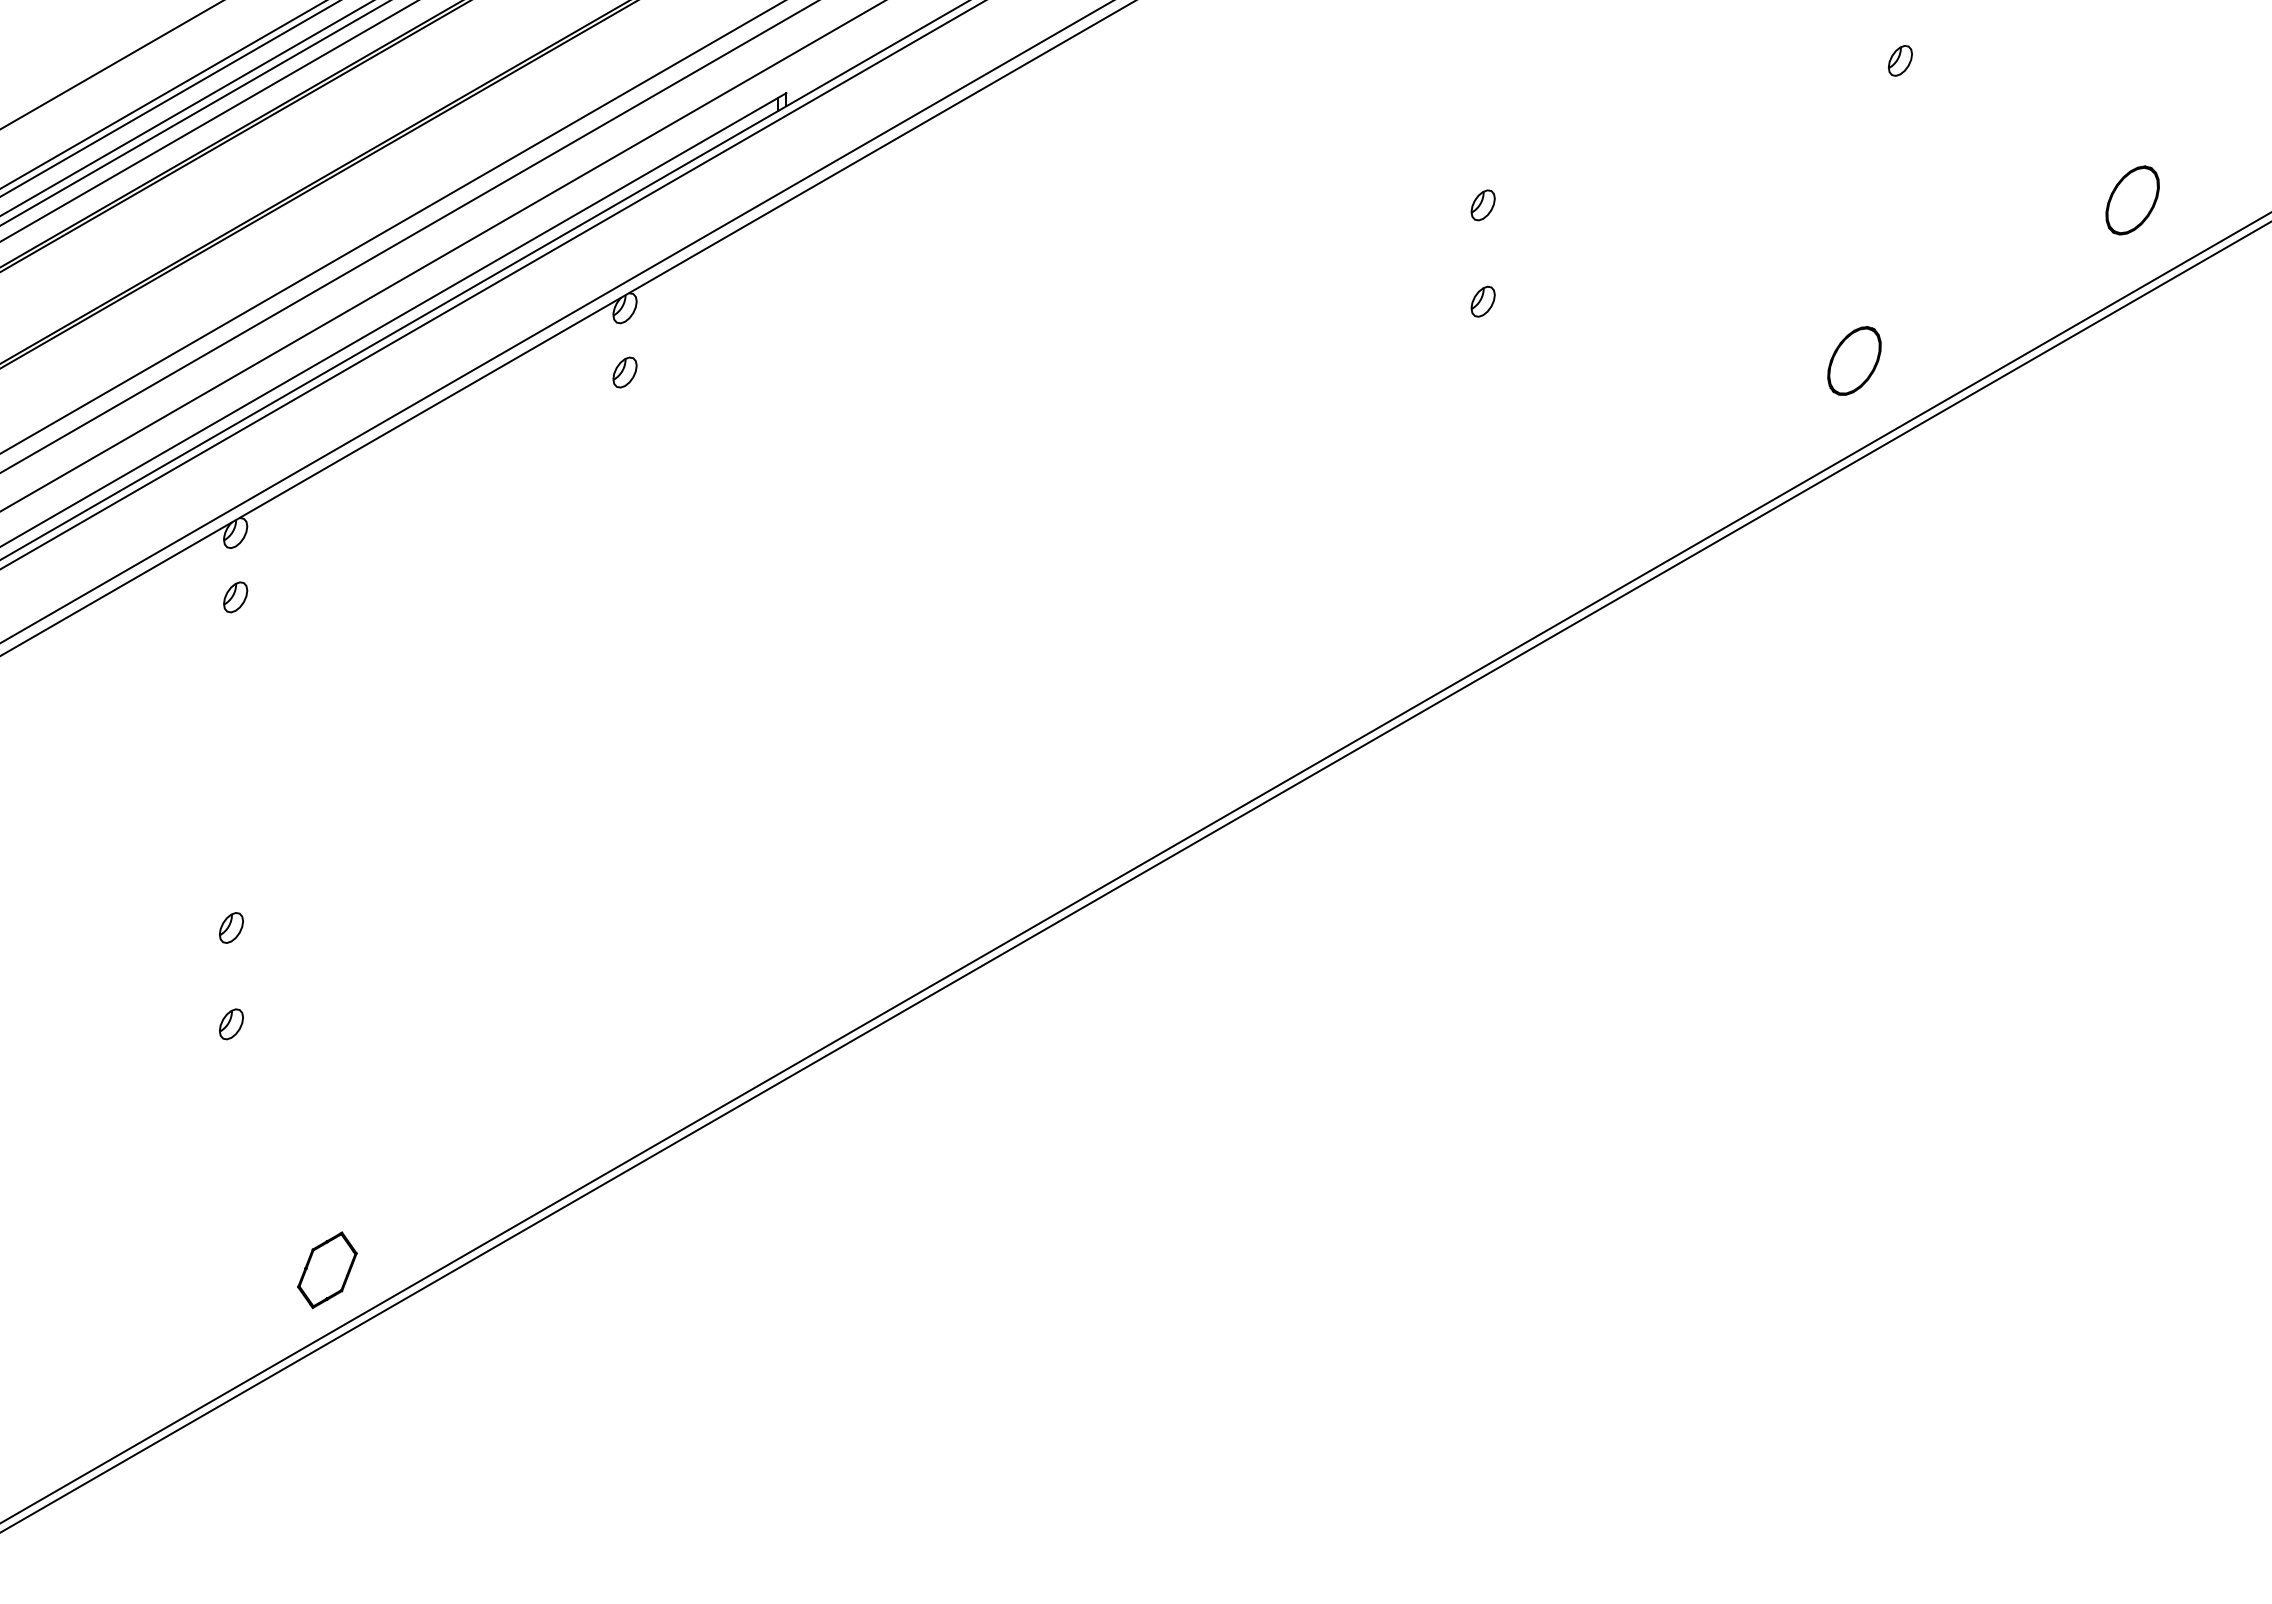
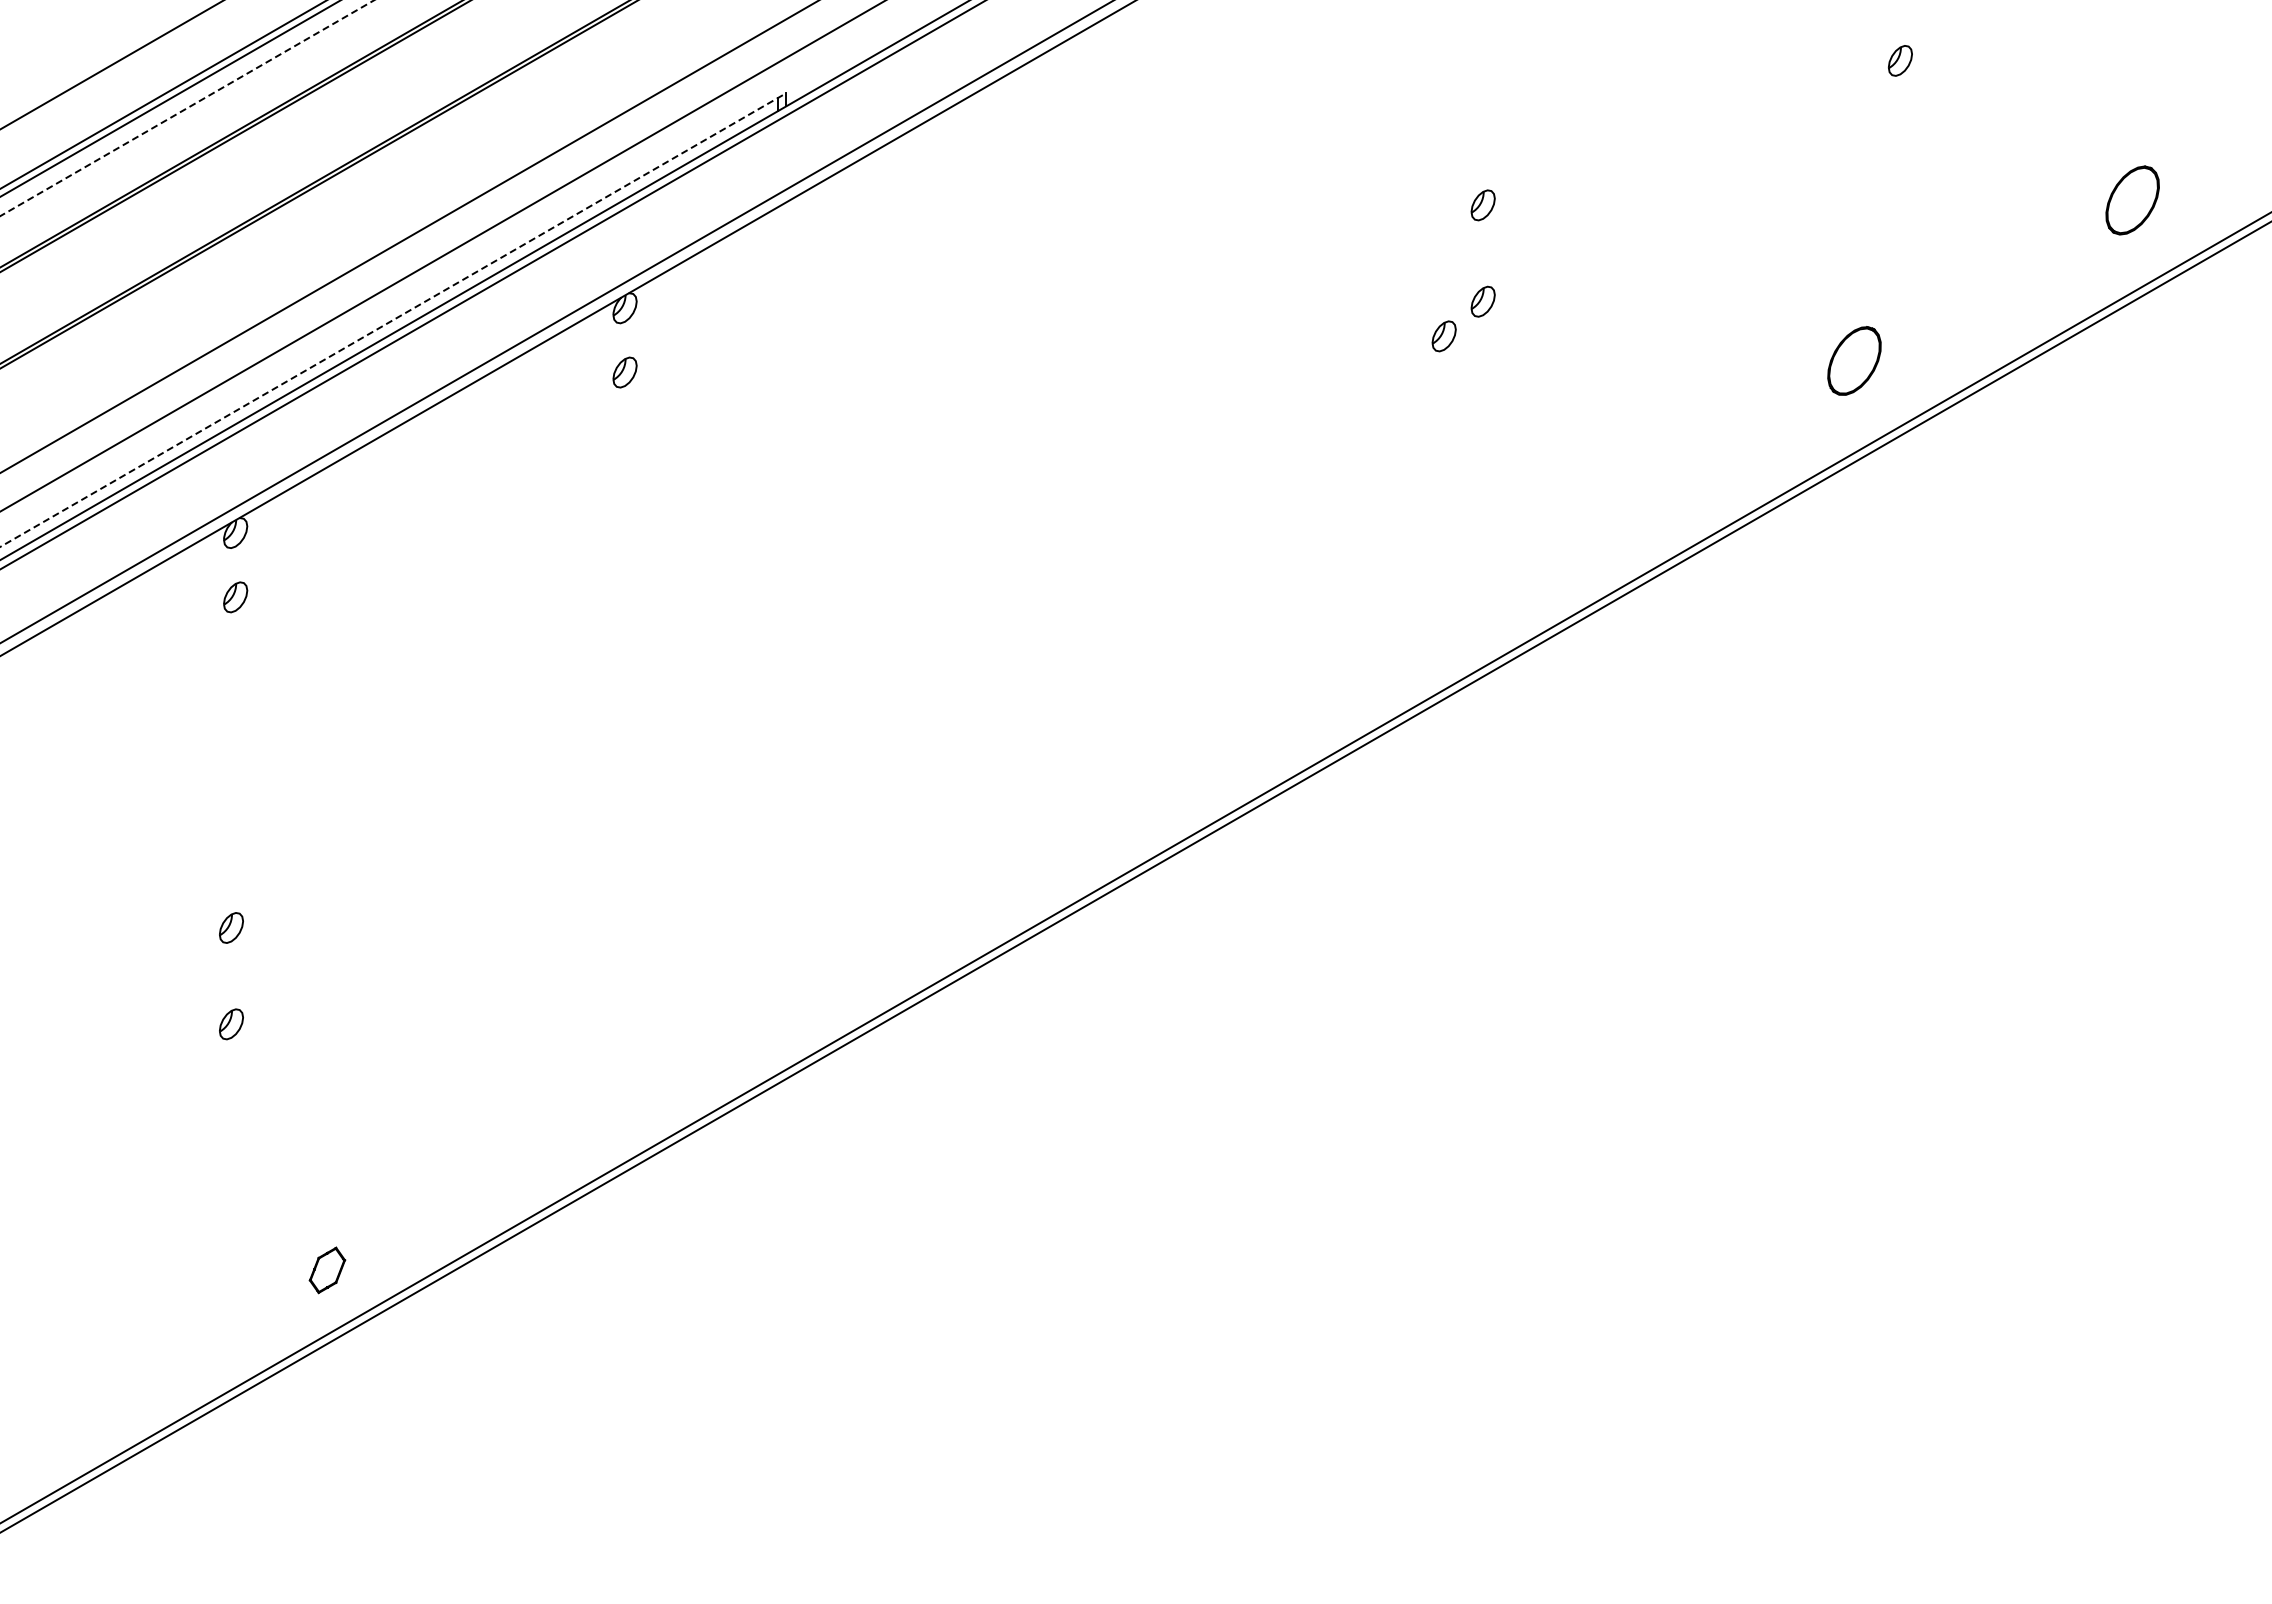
line: solid -> dashed (187, 108)
line: present -> none (194, 113)
line: present -> none (208, 121)
line: present -> none (392, 227)
line: solid -> dashed (393, 319)
part: none -> present (1443, 336)
part size: 61x79 px -> 39x49 px (327, 1270)
